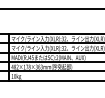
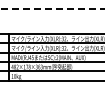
line: solid -> dashed (52, 8)
